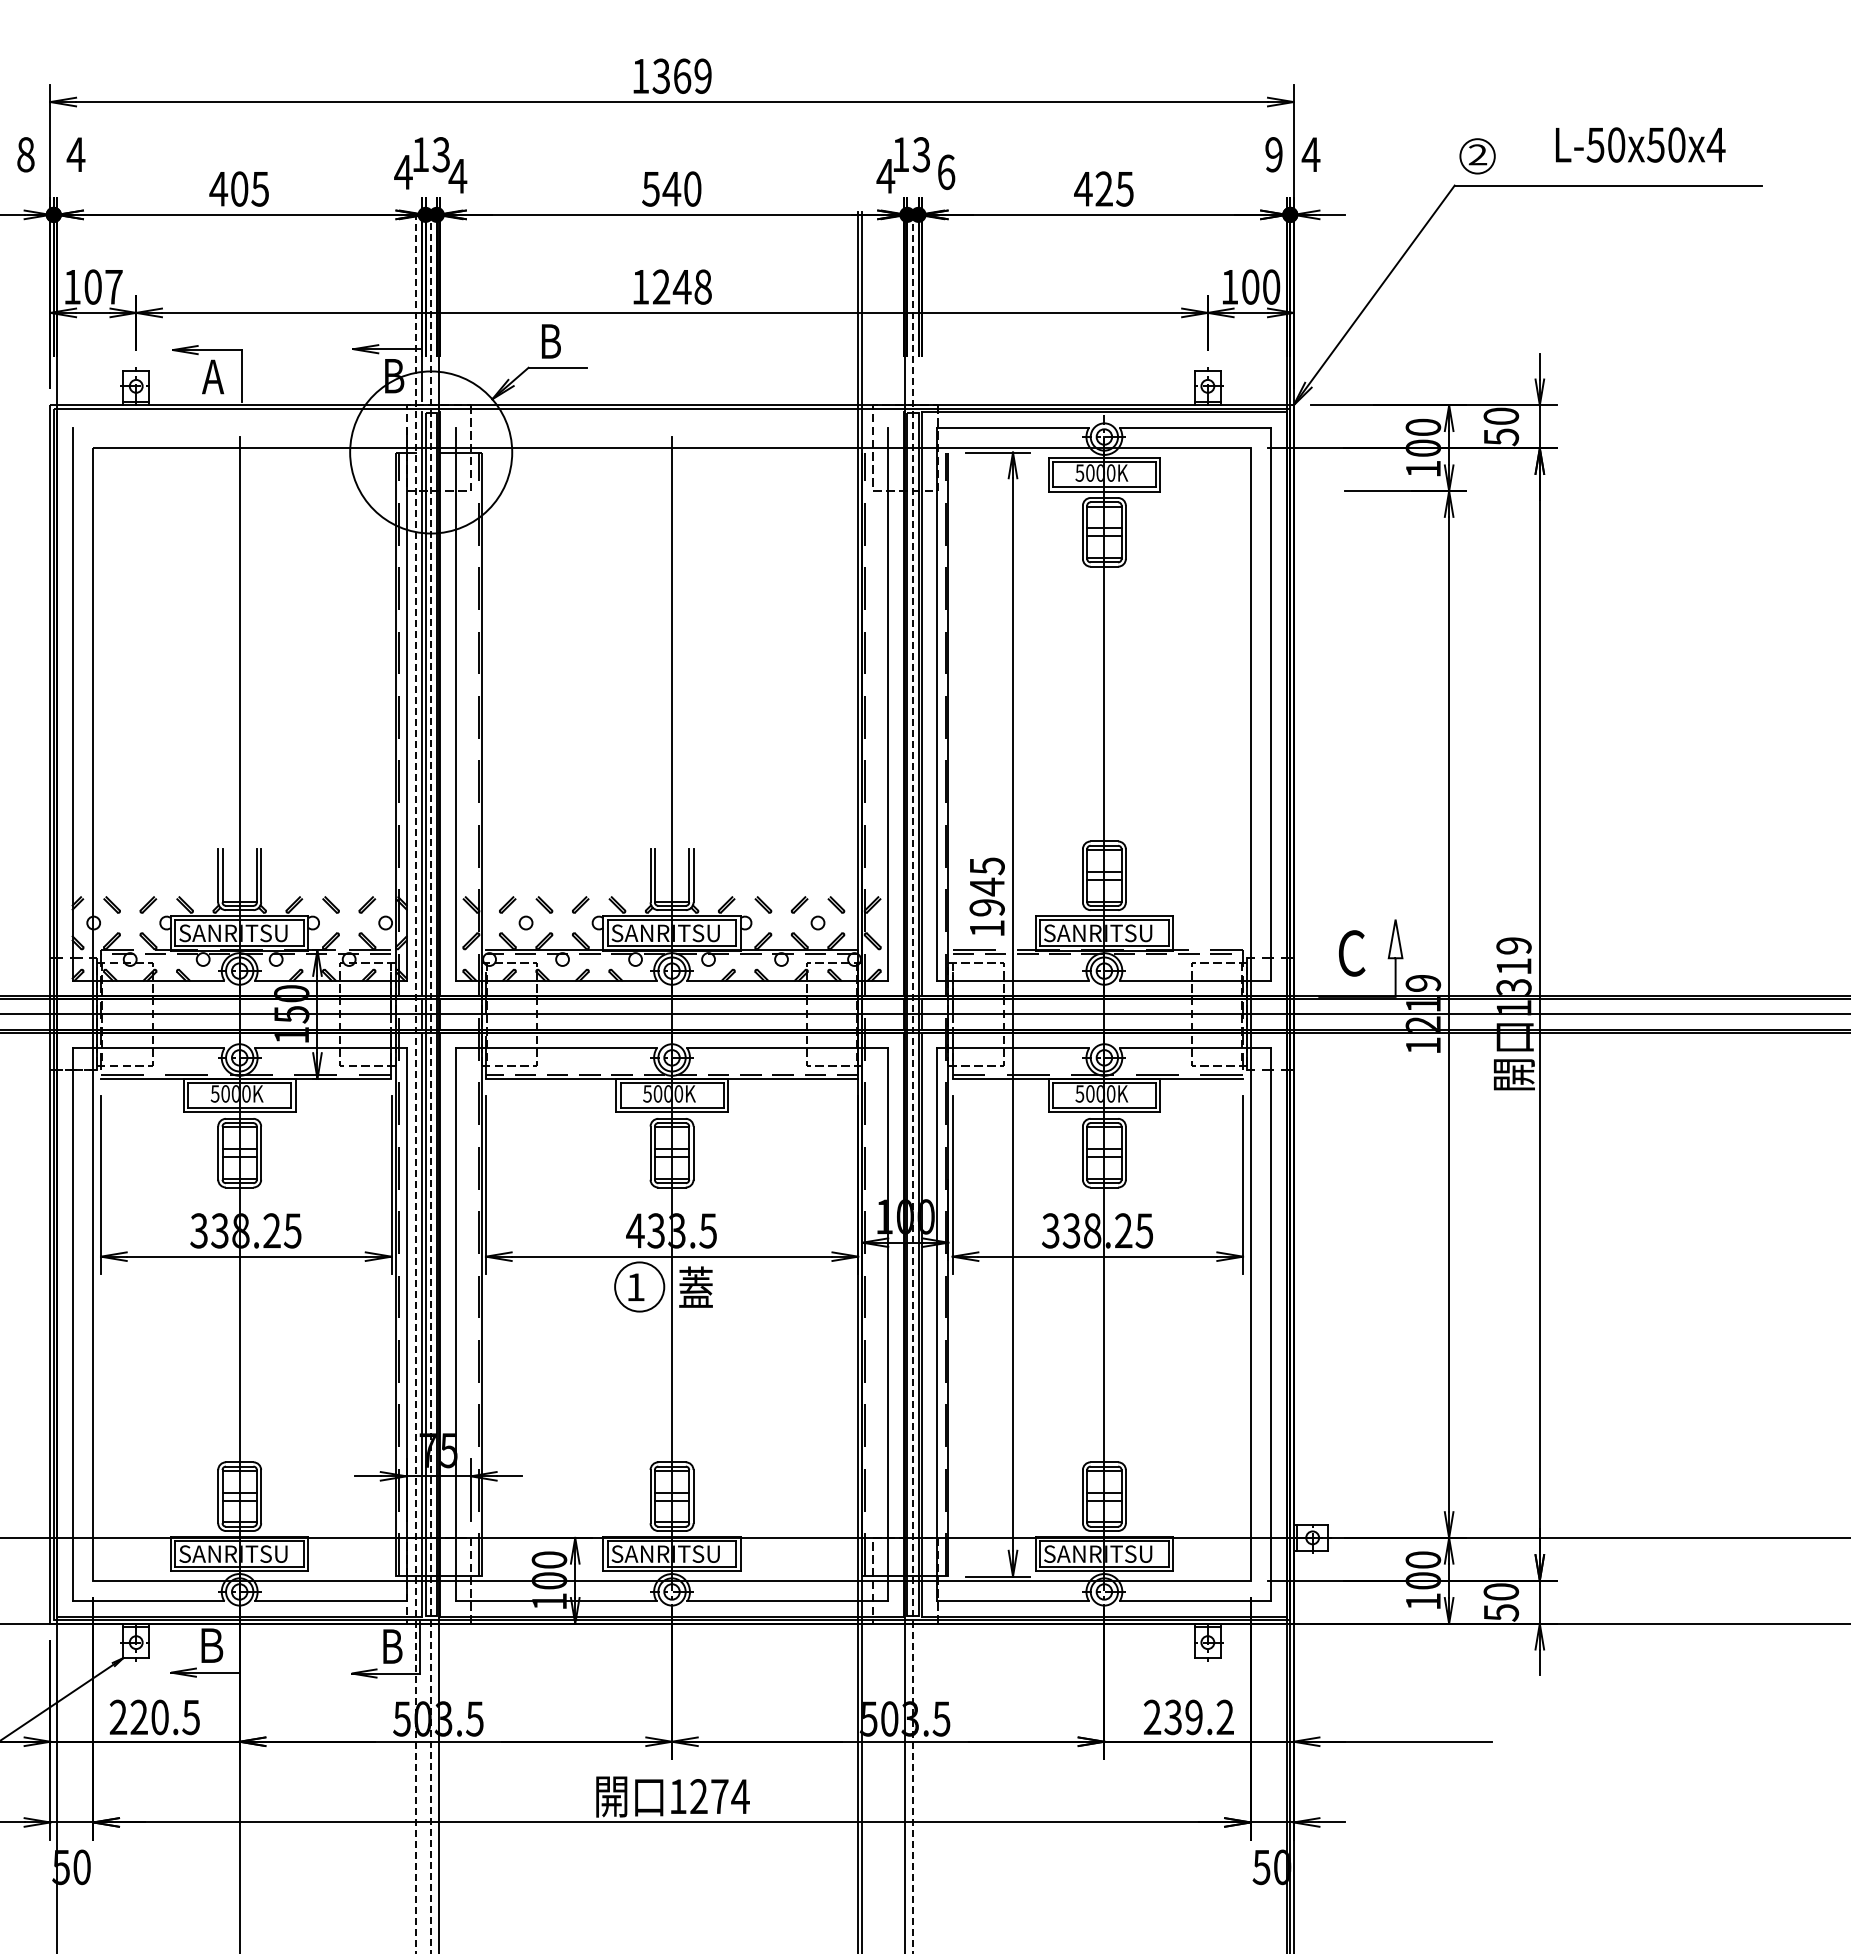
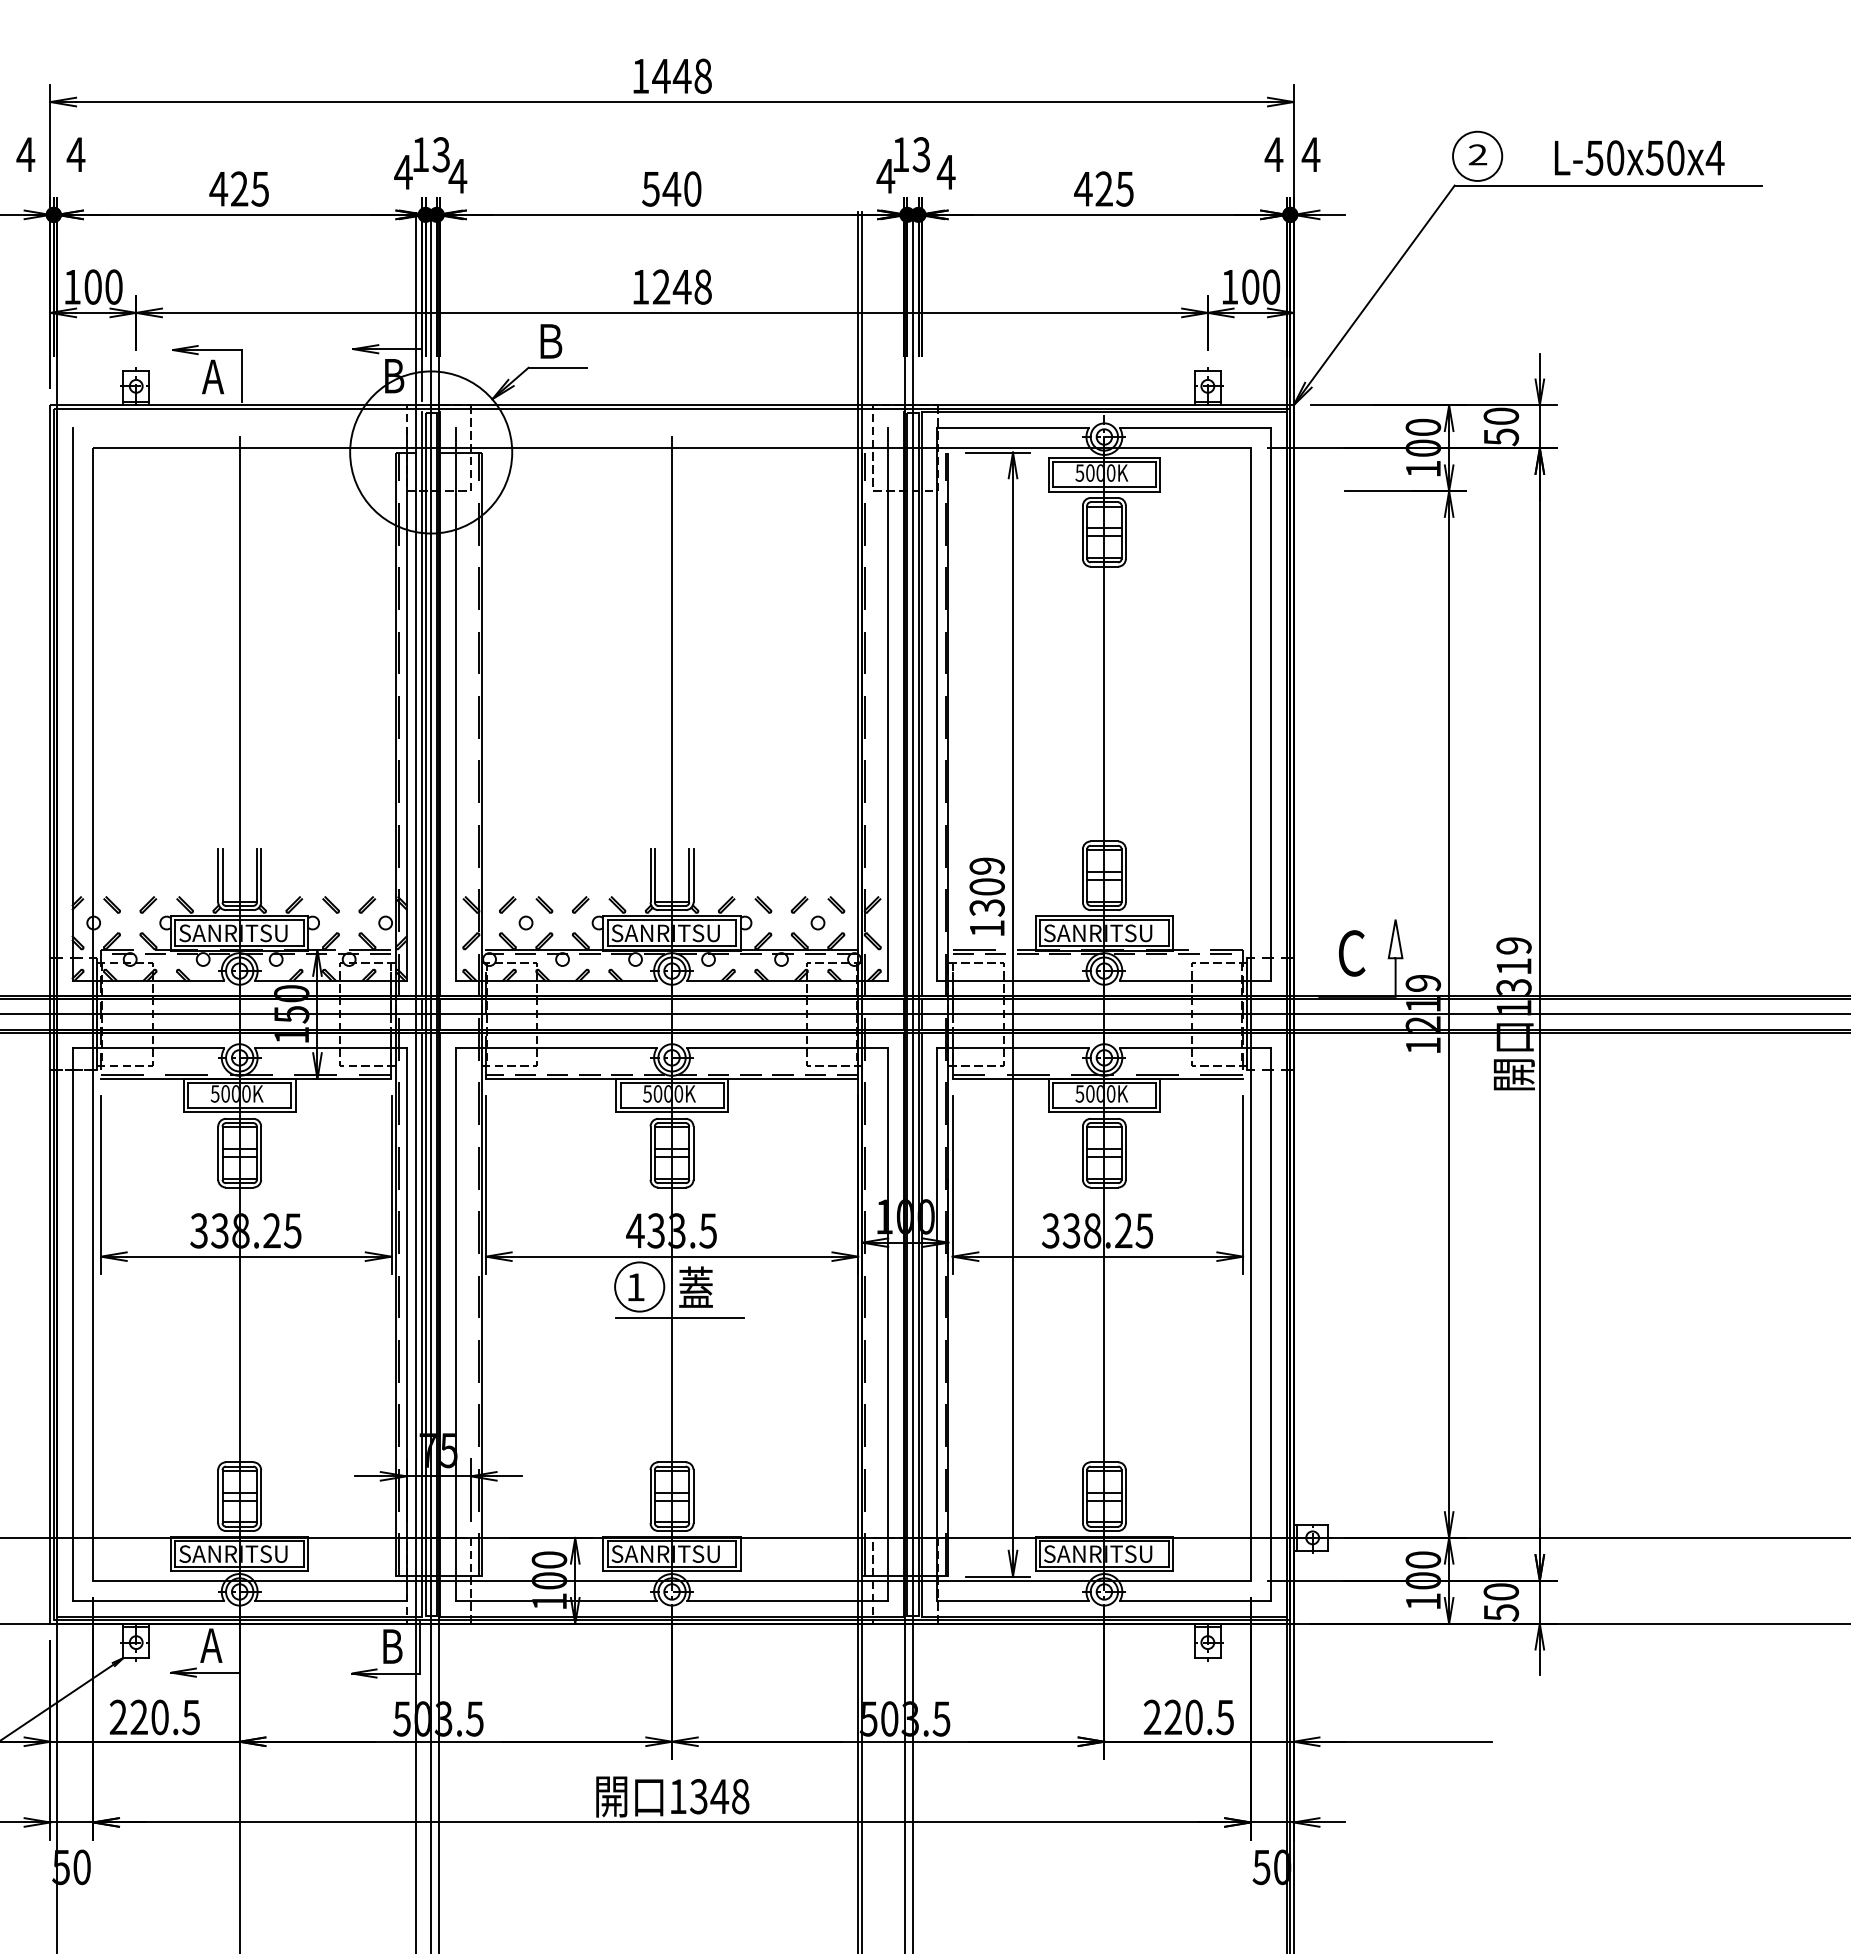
text: 1369 -> 1448 (681, 75)
text position: (1640, 144) -> (1639, 157) (1639, 157)
text: 8 -> 4 (25, 154)
text: 9 -> 4 (1273, 154)
circle diameter: 34 px -> 49 px (1477, 155)
text: 6 -> 4 (945, 172)
text: 405 -> 425 (239, 188)
text: 107 -> 100 (113, 286)
text: B -> Ｂ (551, 341)
text: 1945 -> 1309 (986, 886)
line: dashed -> solid (431, 1082)
line: dashed -> solid (416, 1083)
line: dashed -> solid (912, 1083)
line: none -> present (679, 1318)
text: Ｂ -> A (211, 1645)
text: 239.2 -> 220.5 (1198, 1717)
text: 1274 -> 1348 (719, 1796)
